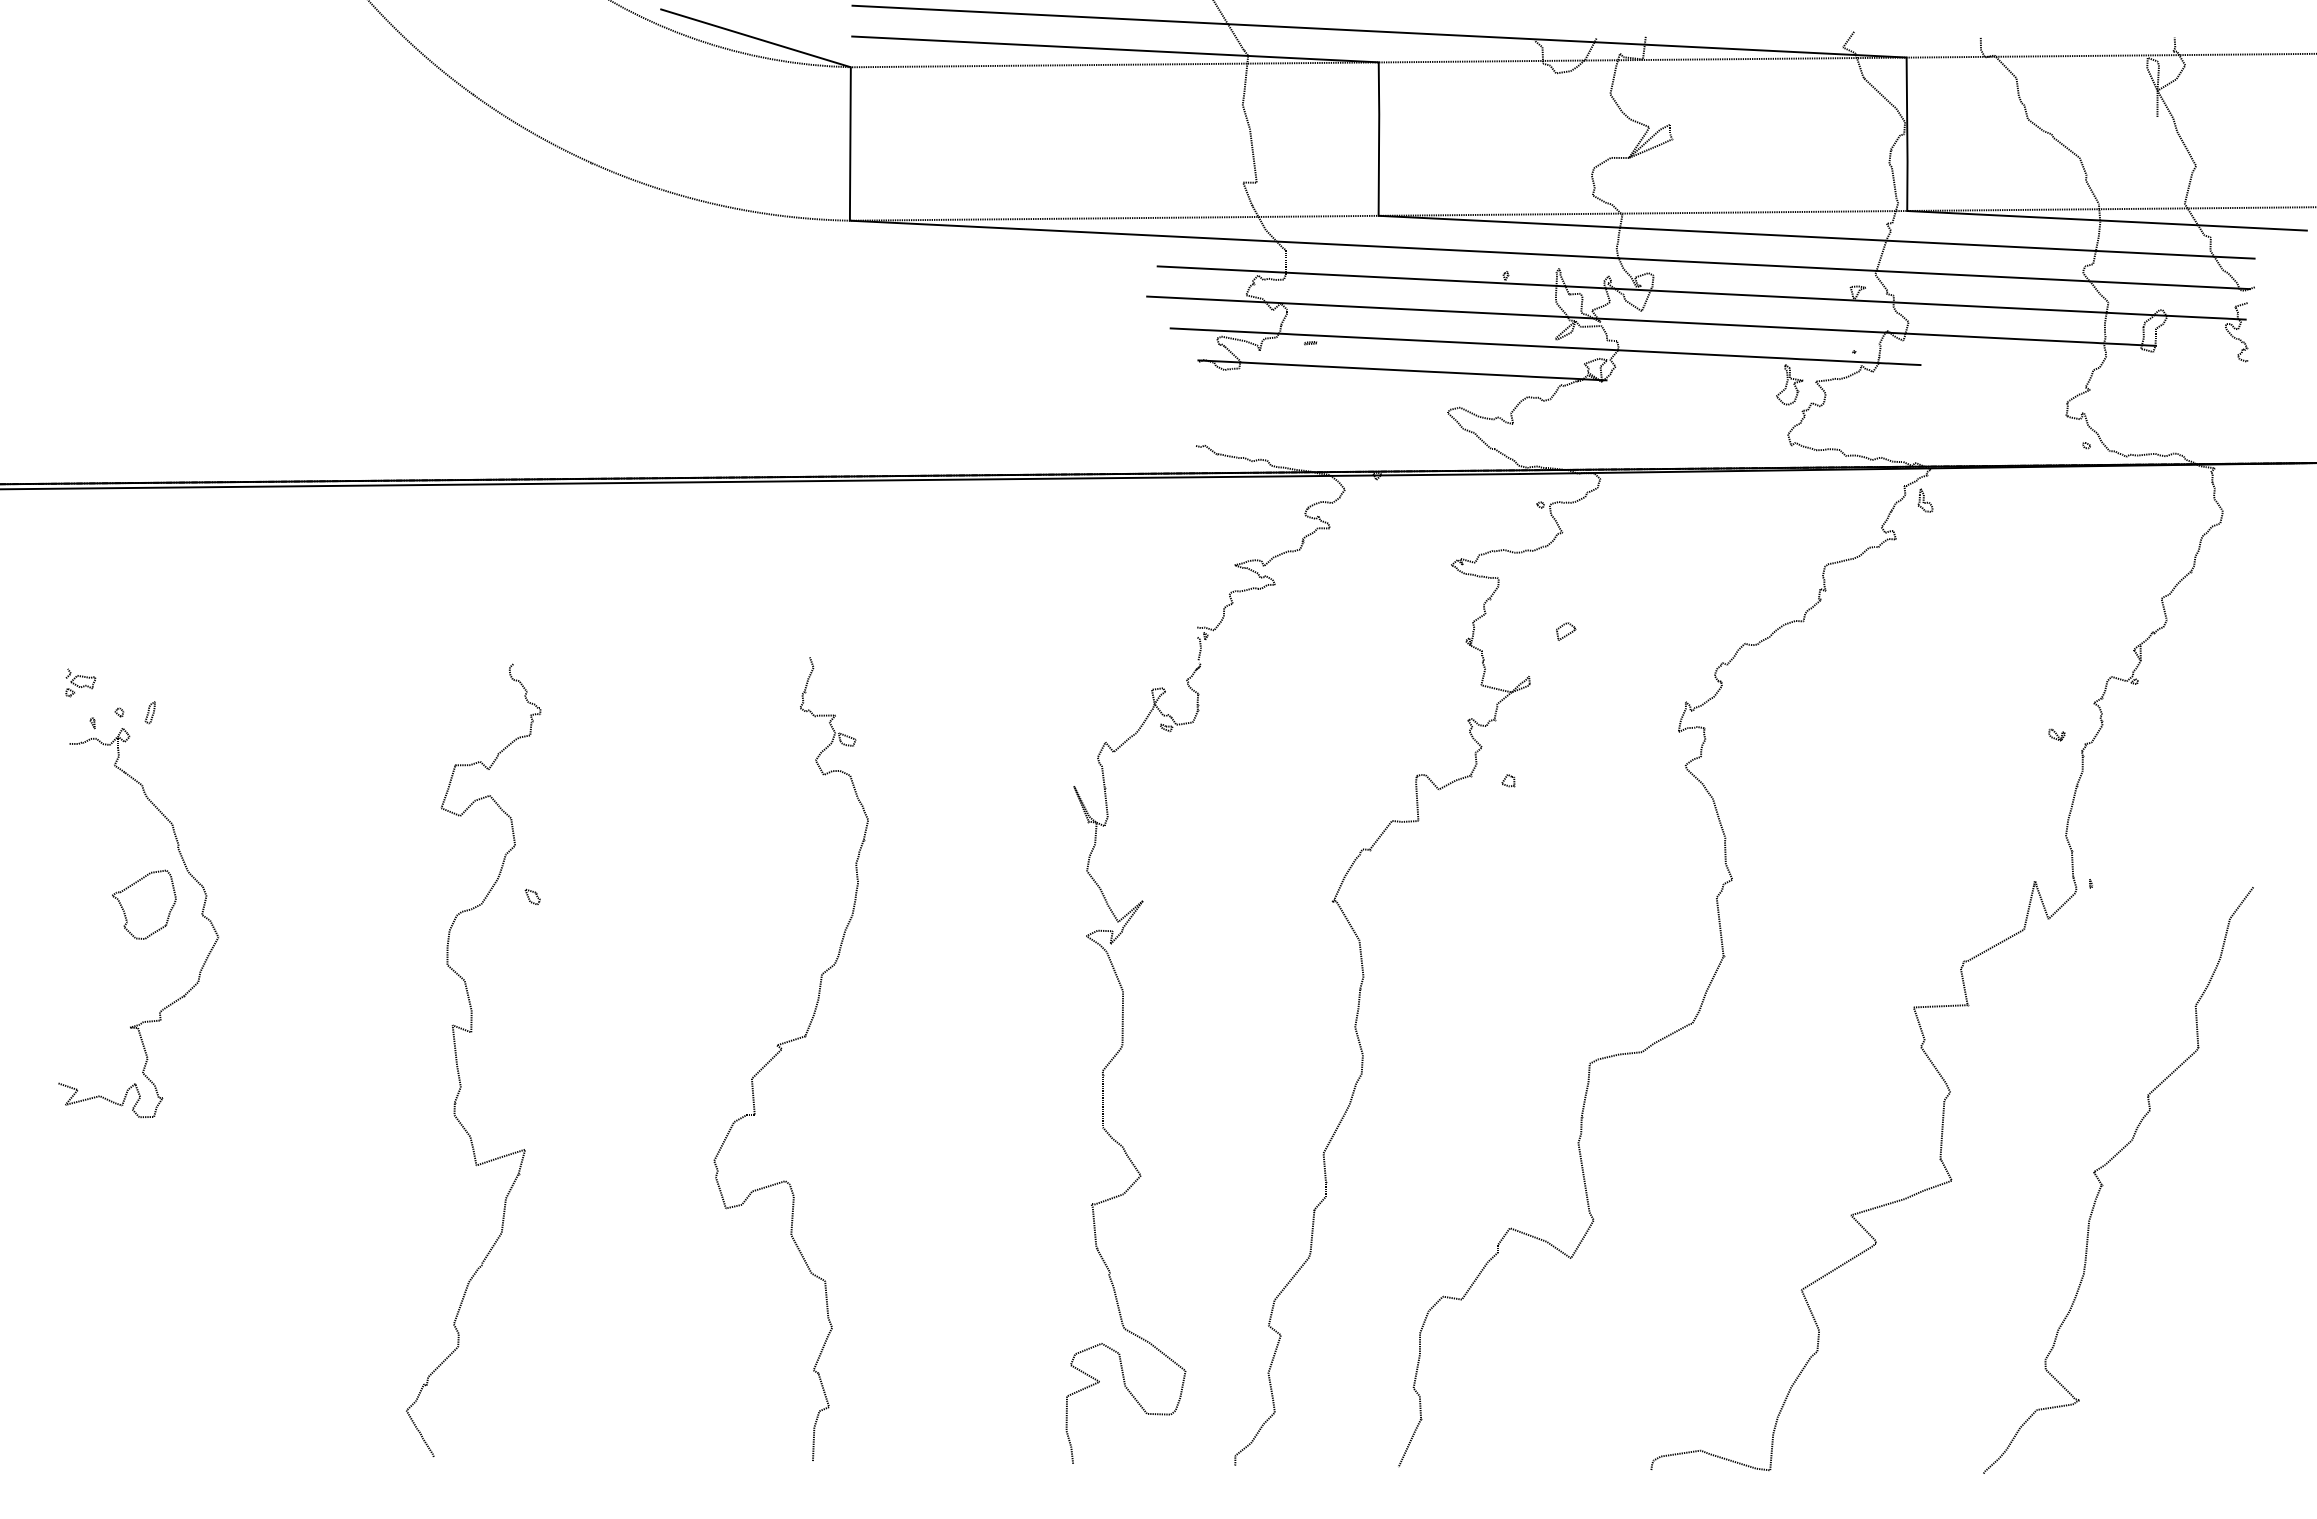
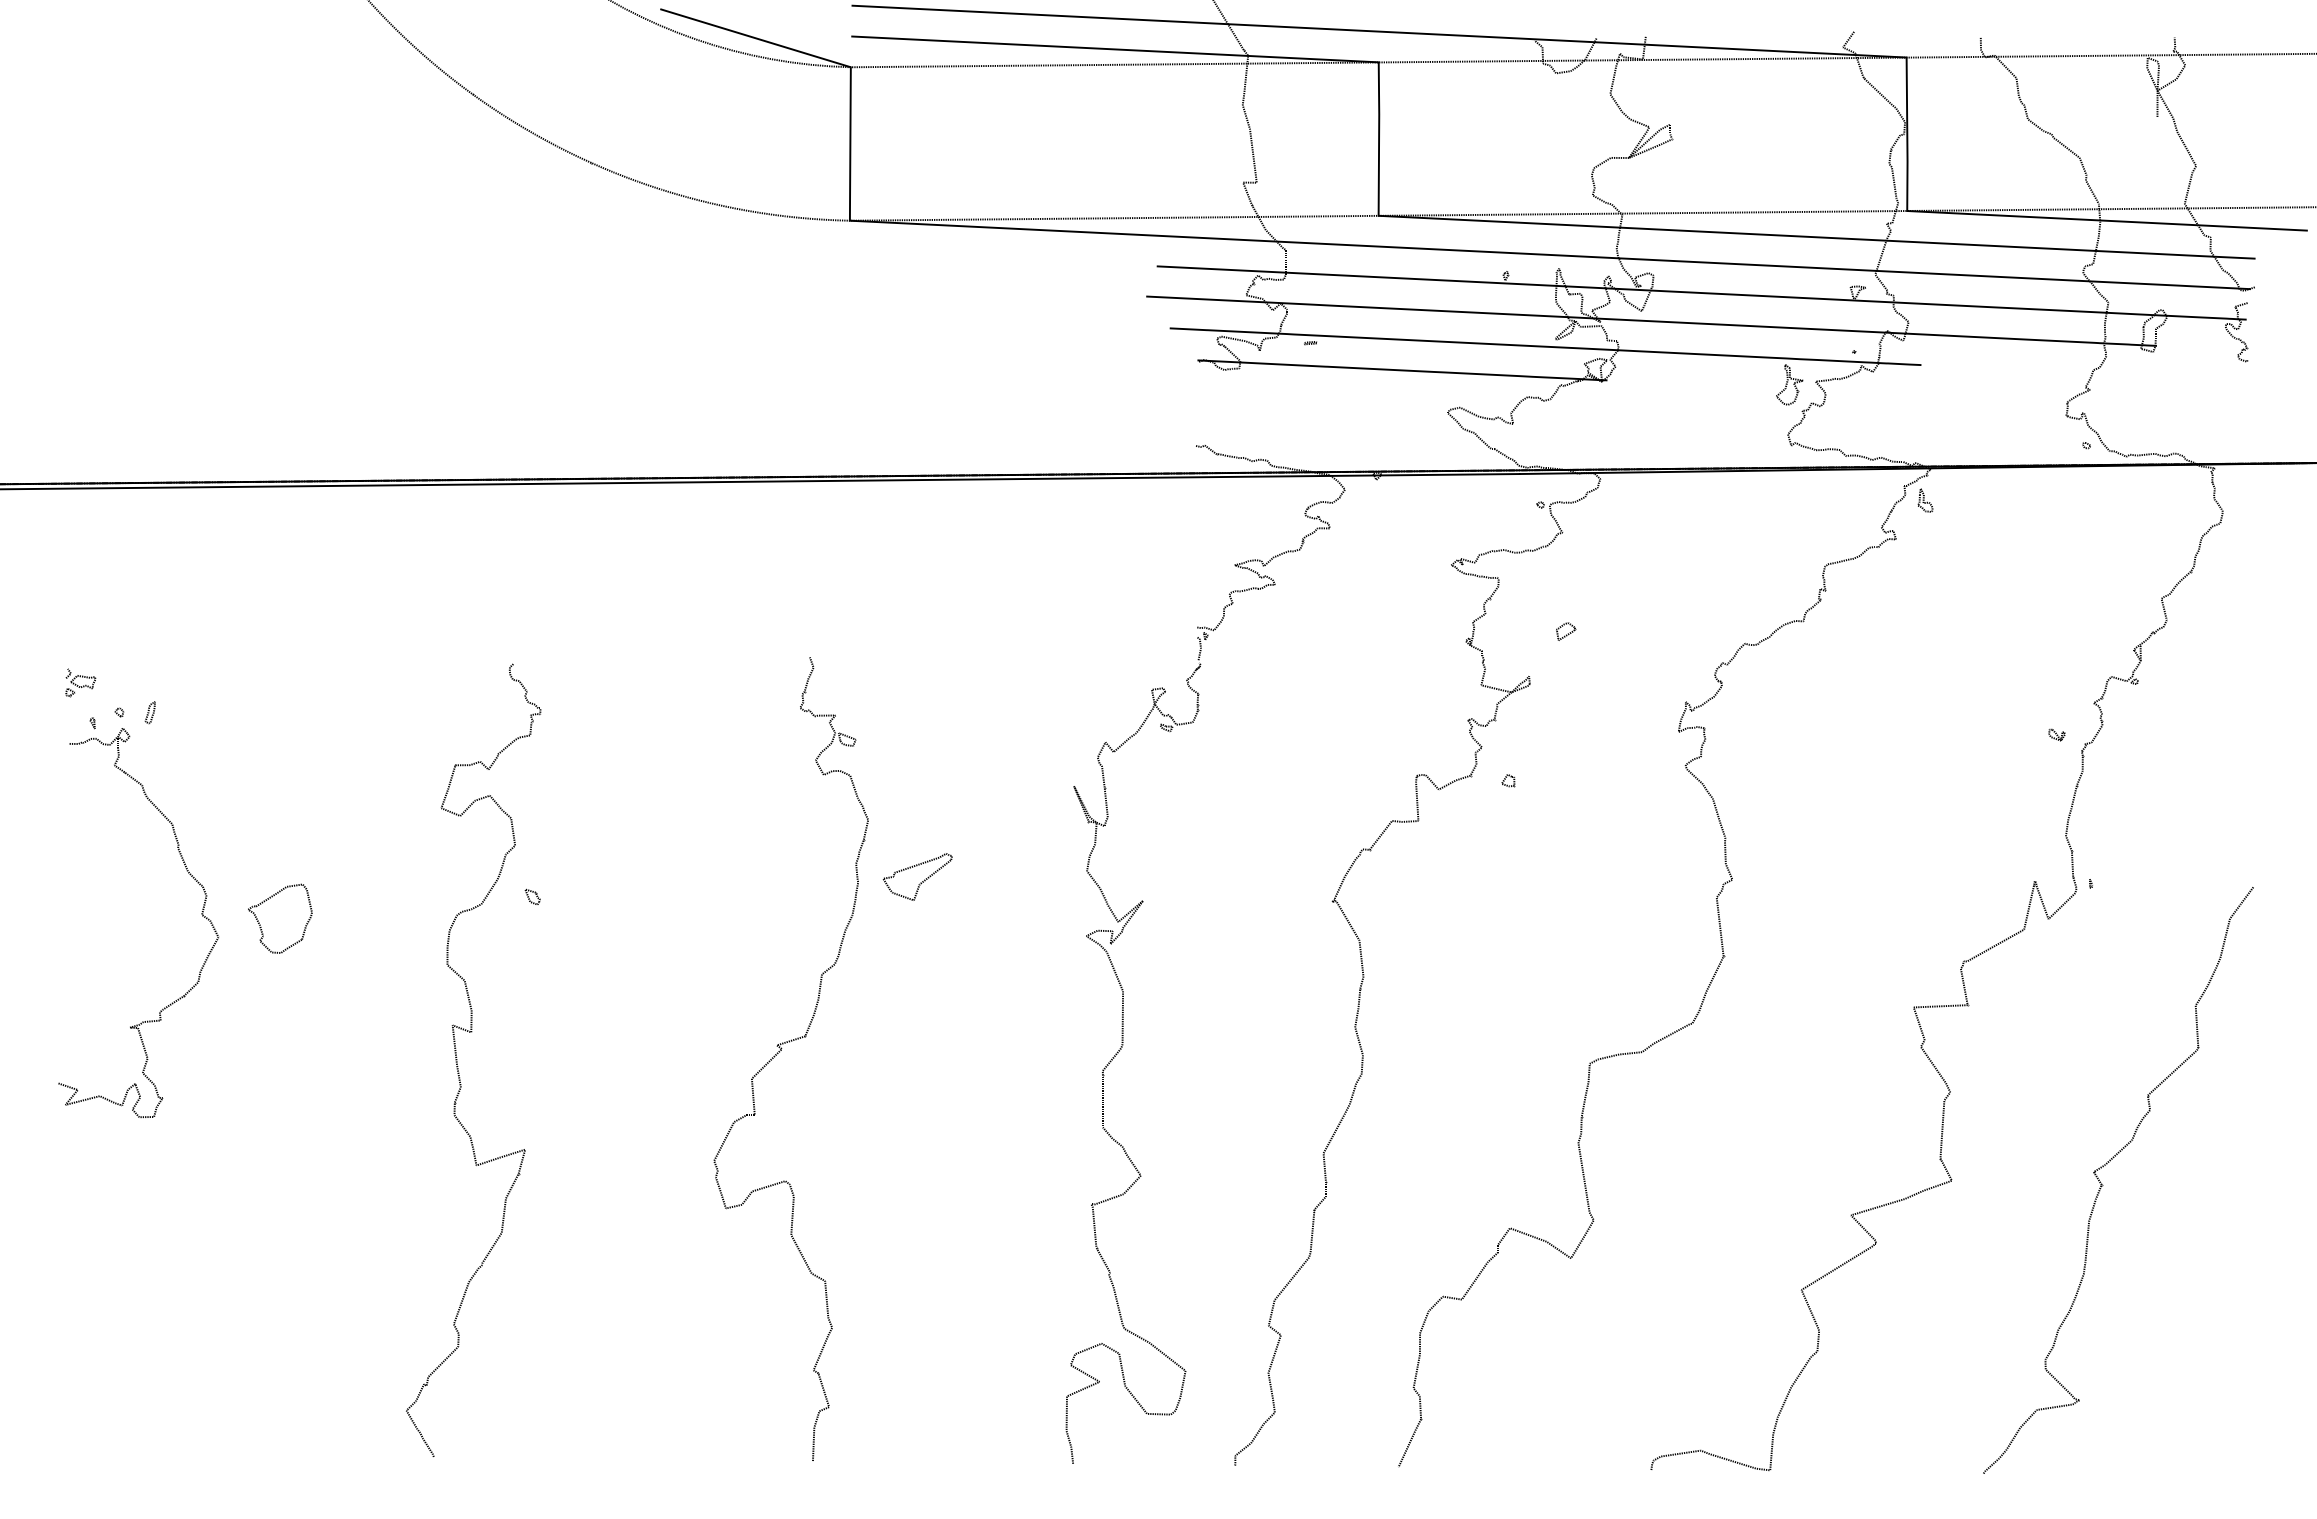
part: none -> present (917, 876)
part position: (124, 910) -> (260, 924) (260, 924)
